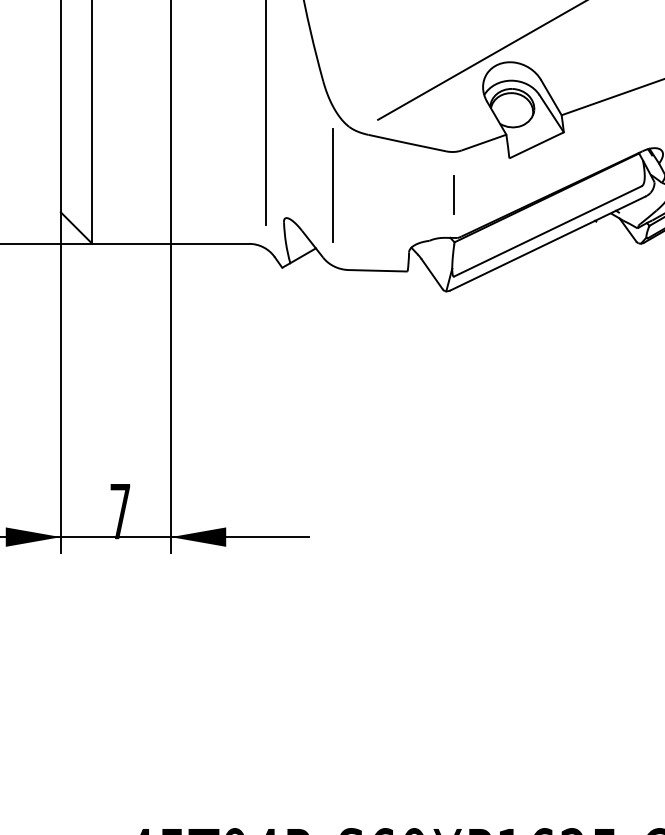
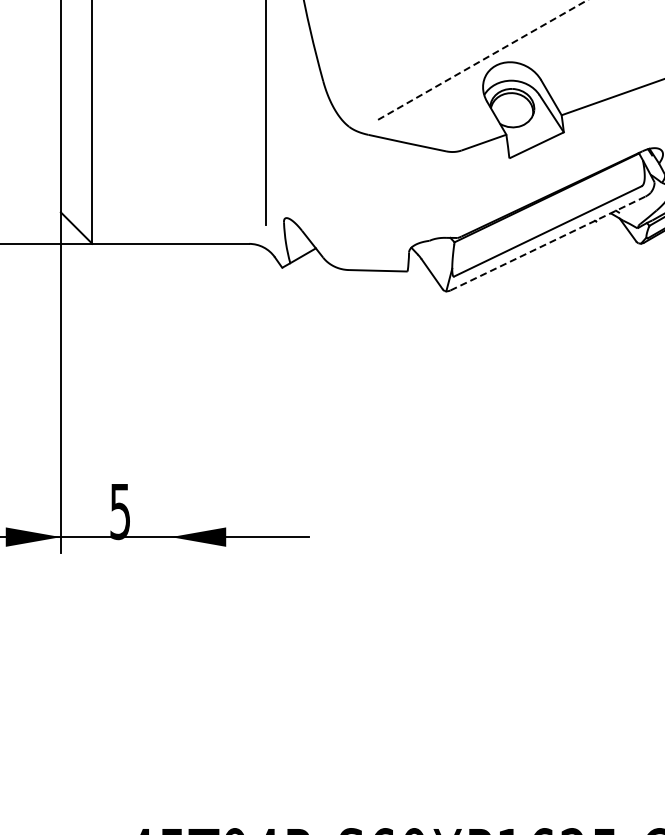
line: solid -> dashed (483, 59)
line: present -> none (332, 185)
line: present -> none (453, 194)
line: solid -> dashed (548, 243)
line: present -> none (171, 277)
text: 7 -> 5 (120, 512)
